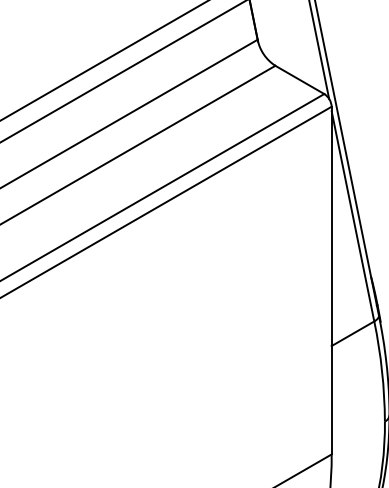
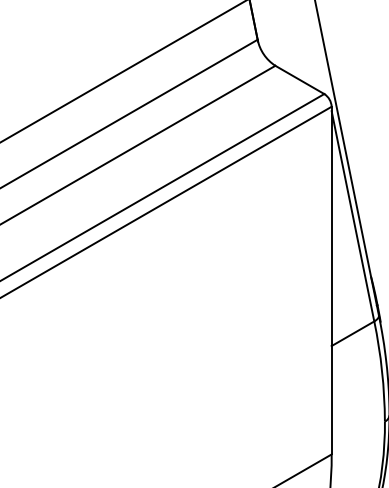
line: present -> none (319, 50)
line: present -> none (103, 60)
